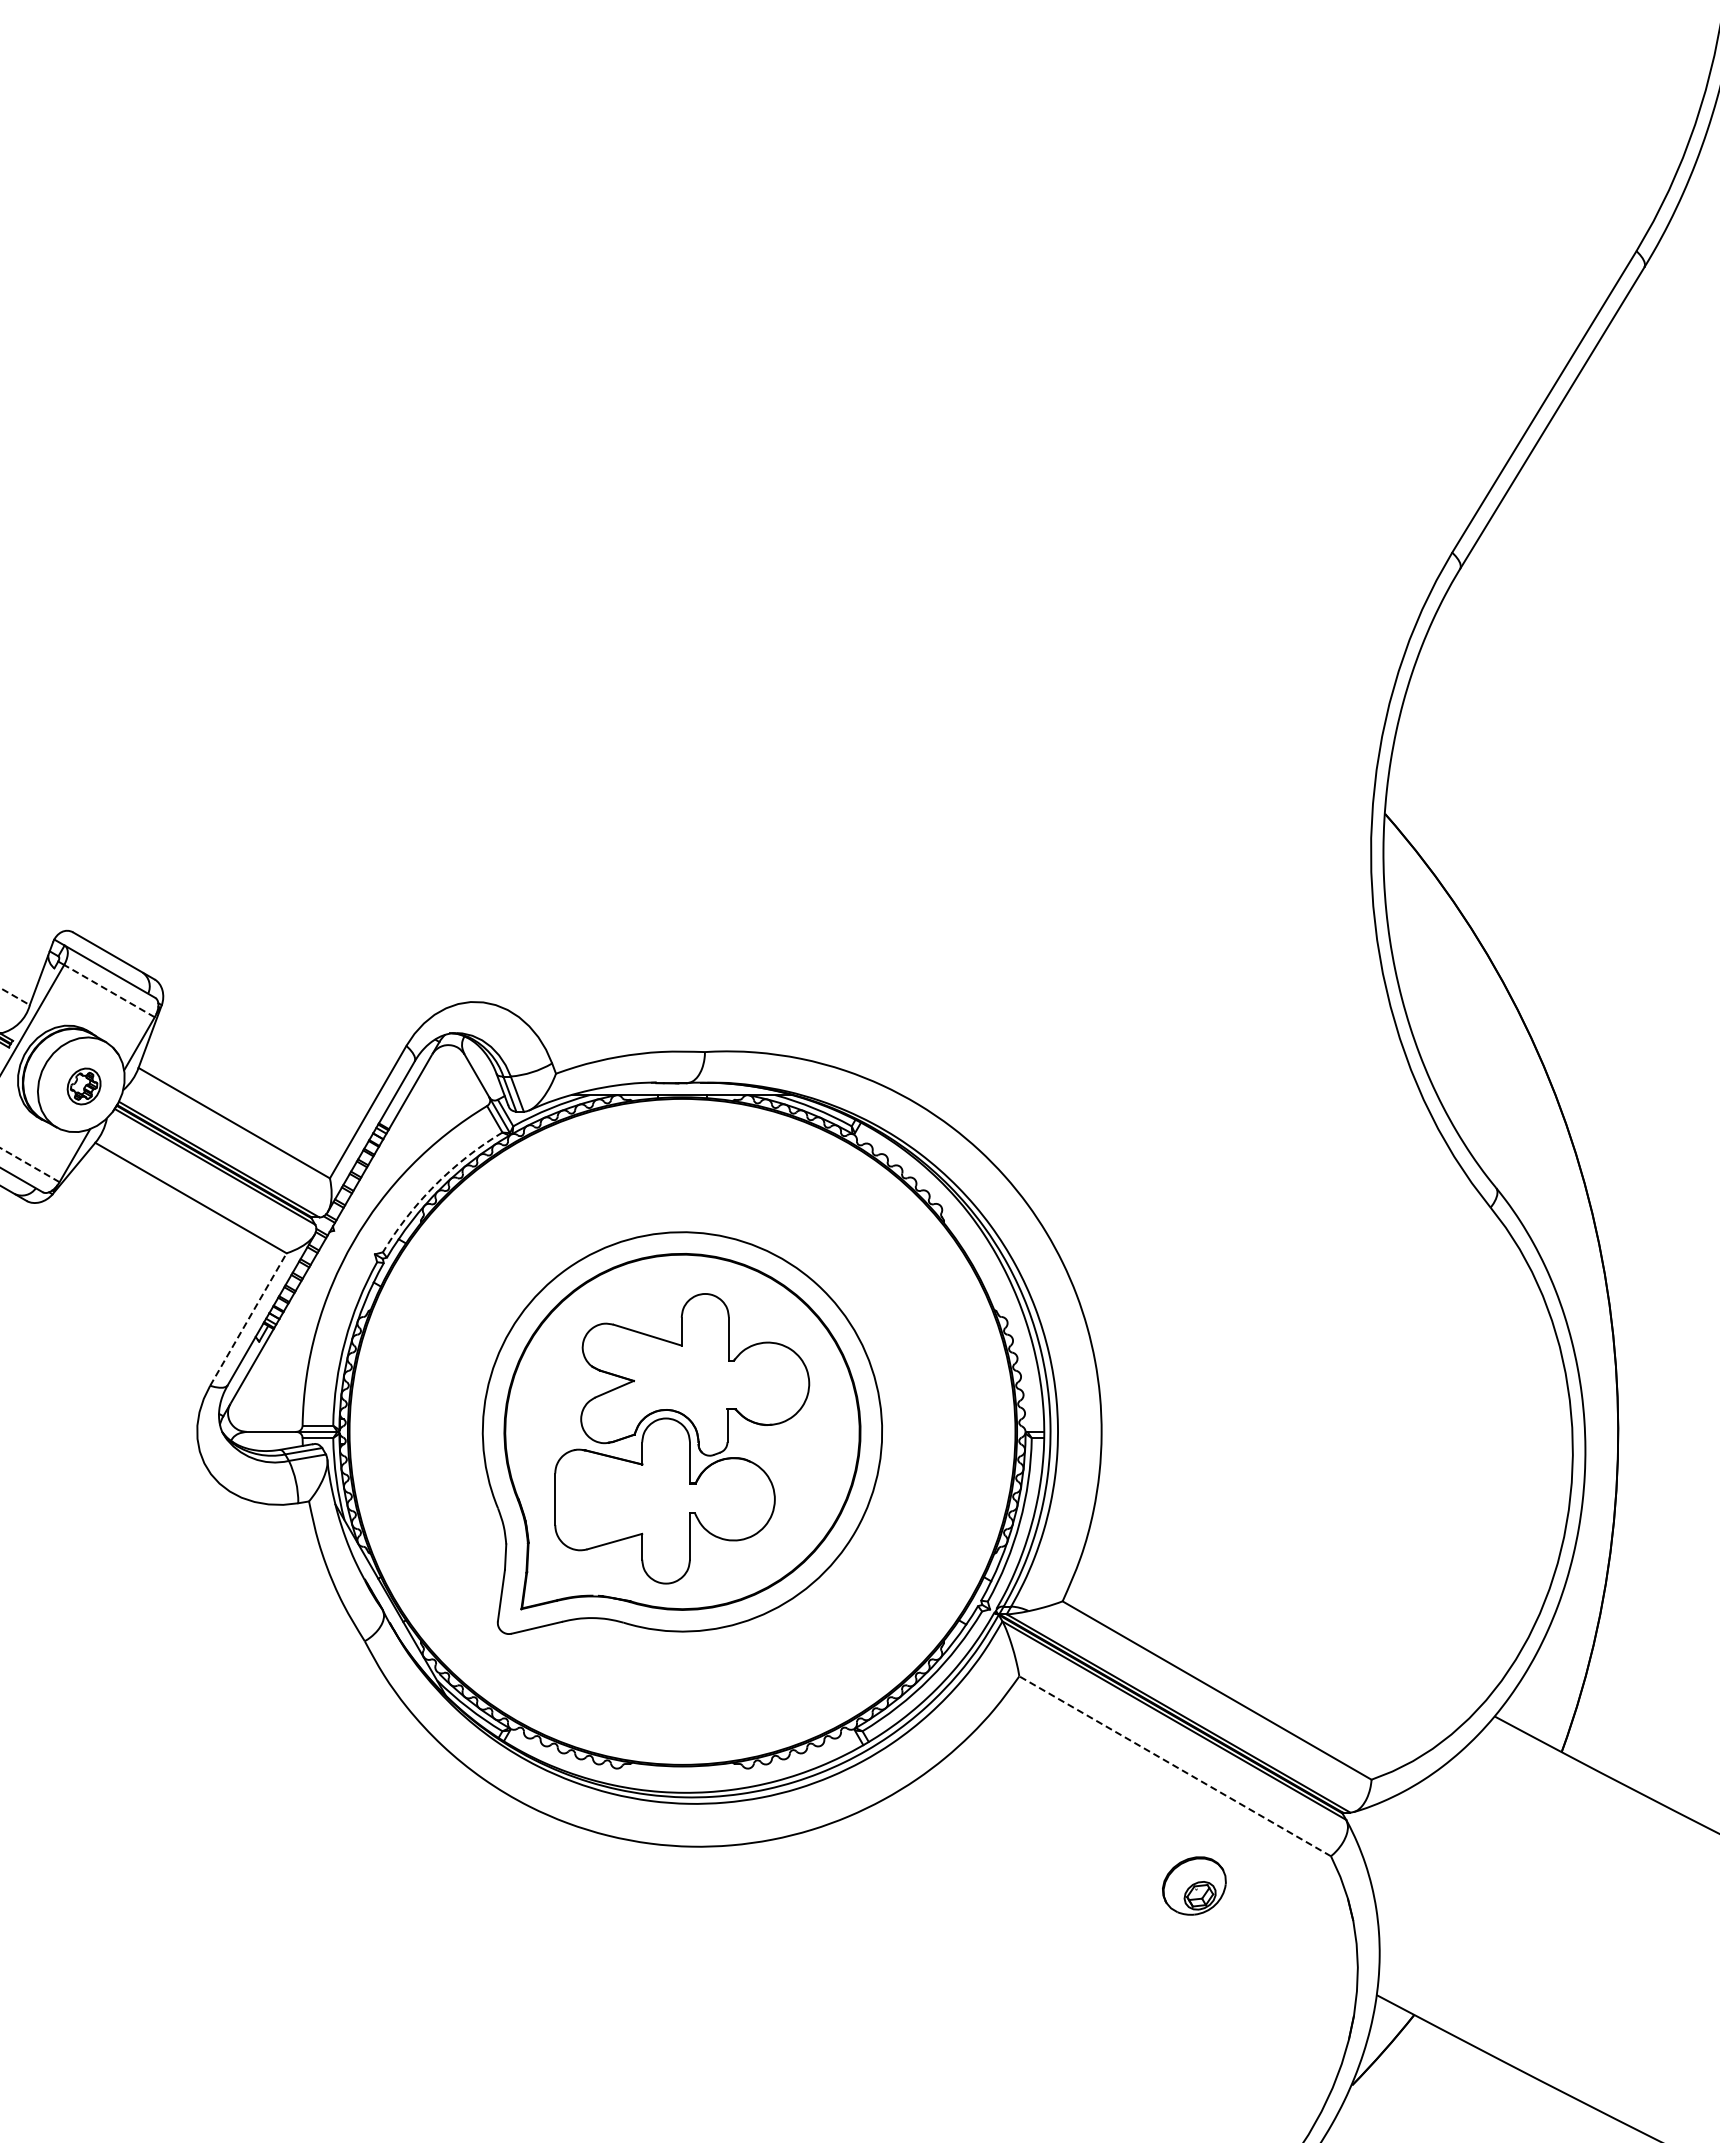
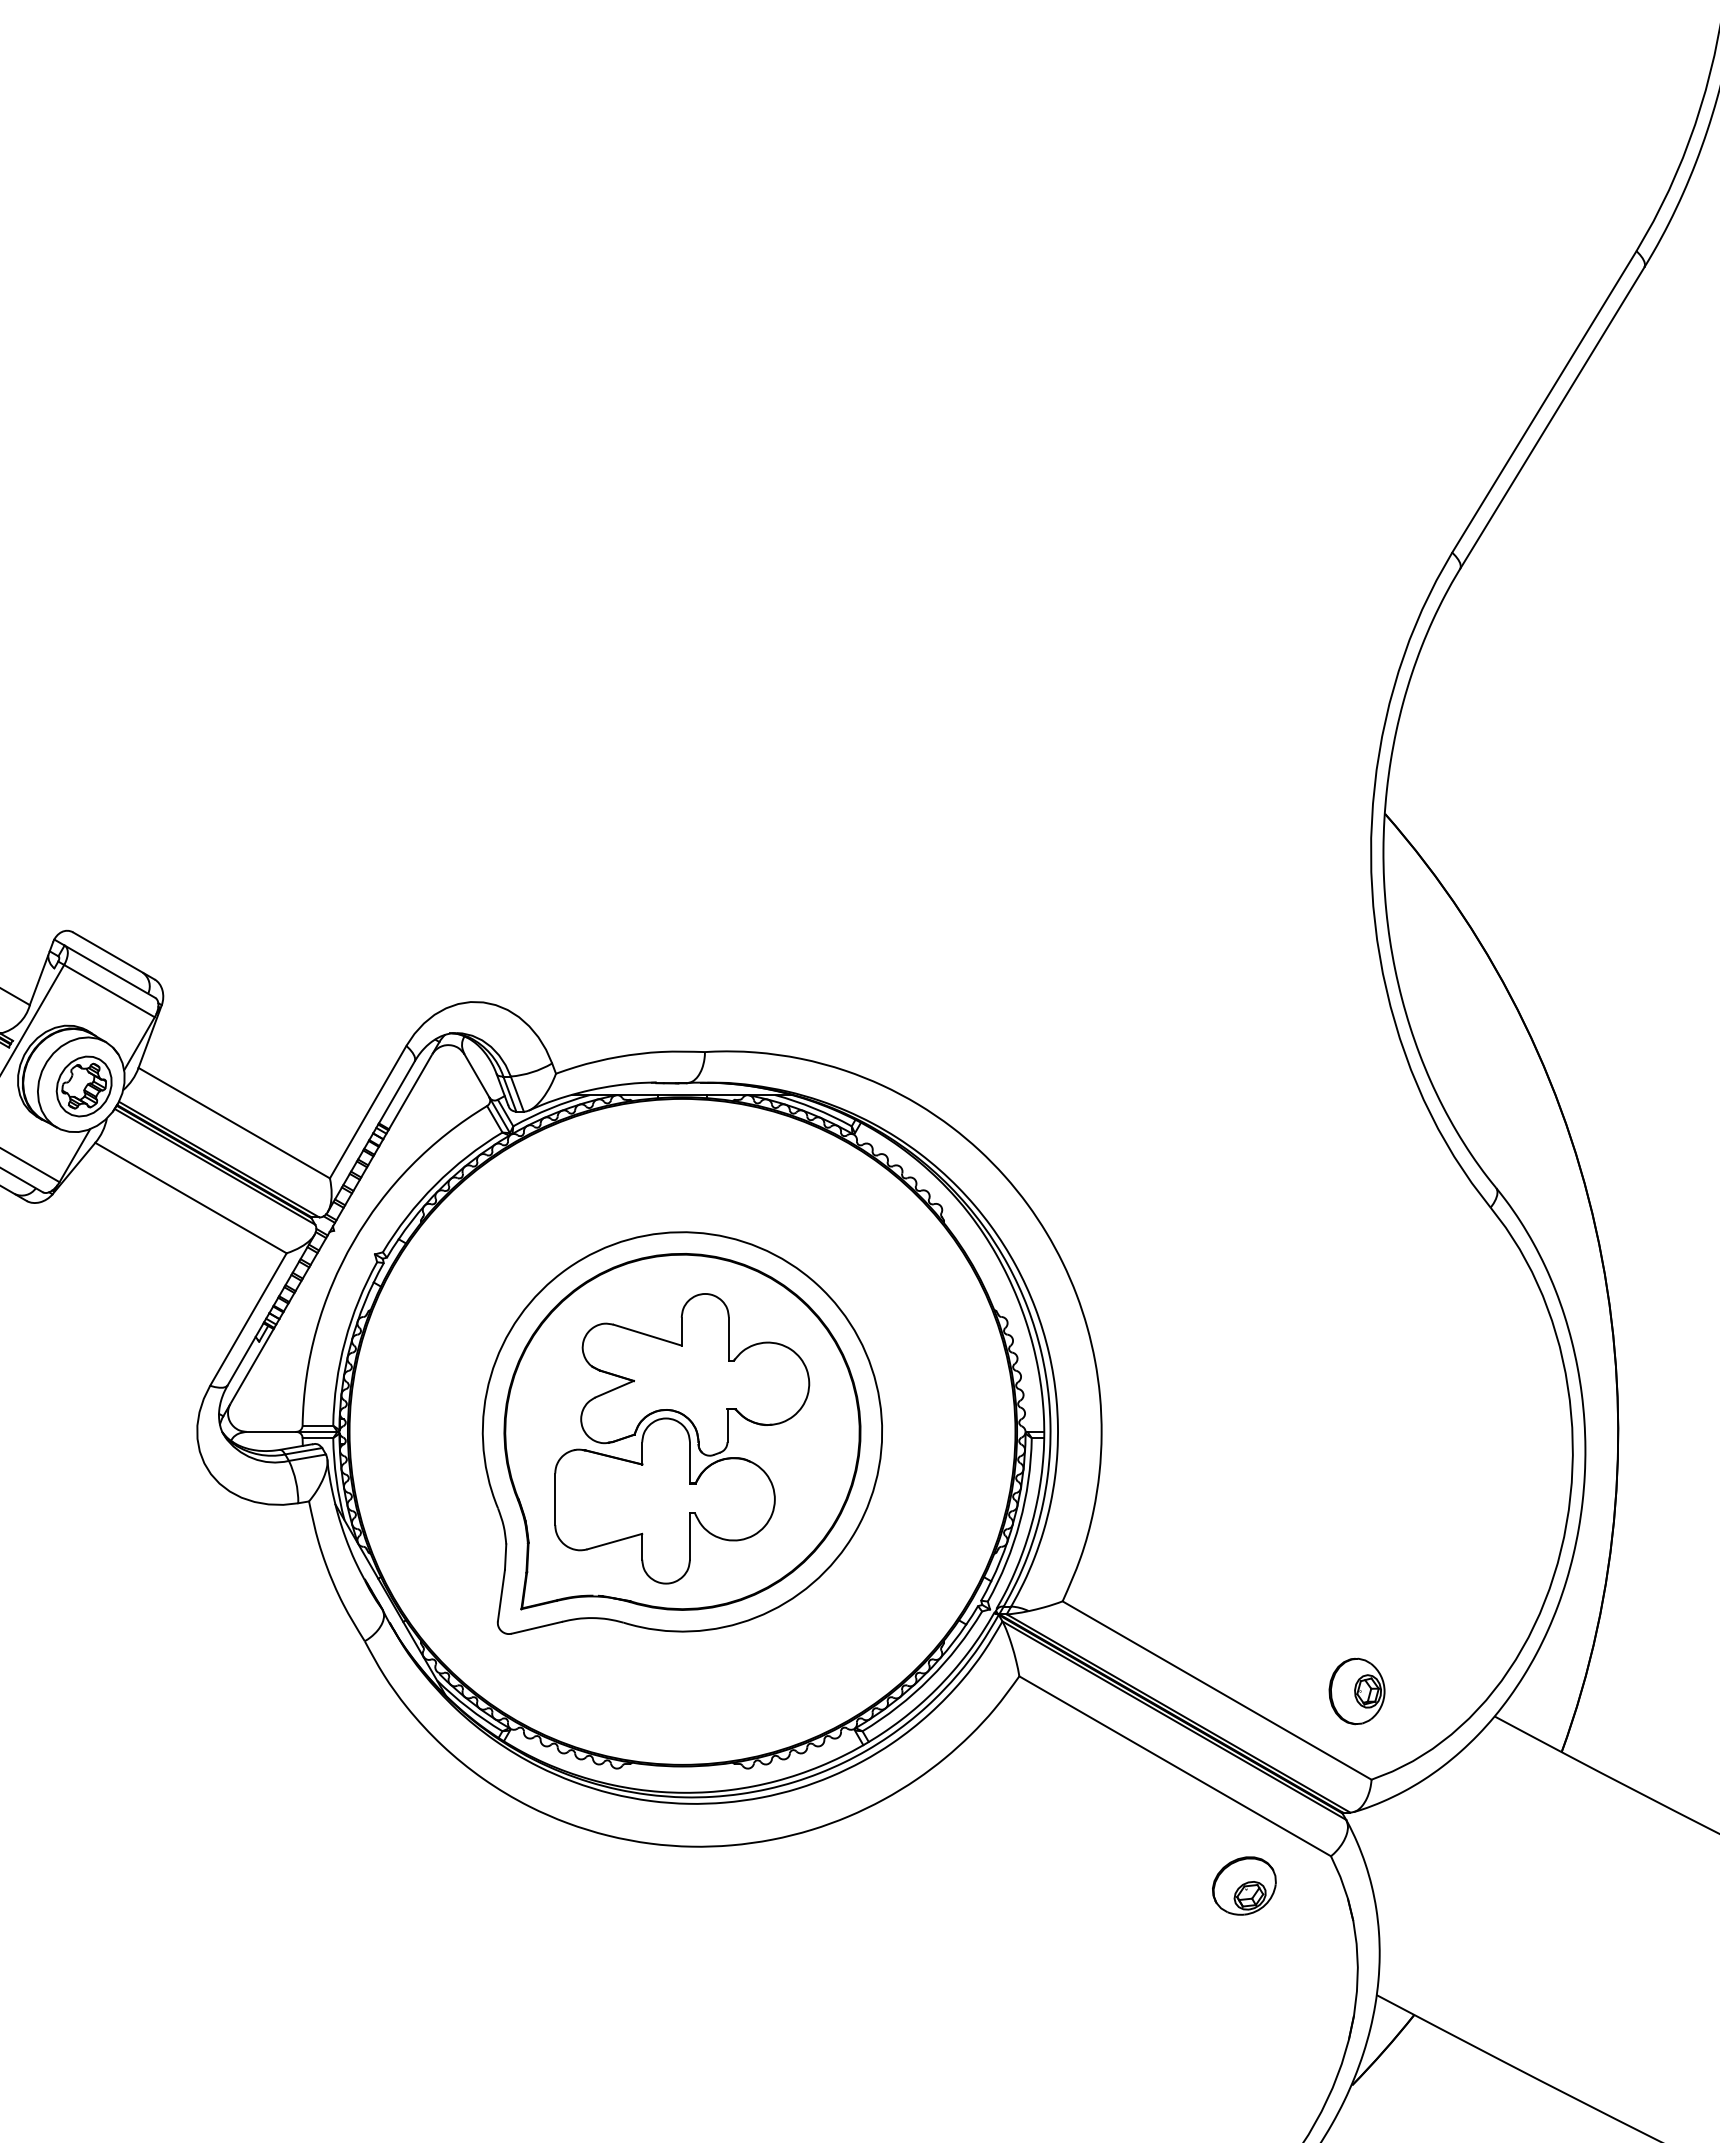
line: dashed -> solid (109, 990)
line: dashed -> solid (15, 996)
part size: 36x39 px -> 58x63 px (83, 1086)
line: dashed -> solid (29, 1164)
arc: dashed -> solid (435, 1185)
line: dashed -> solid (248, 1319)
part: none -> present (1356, 1691)
line: dashed -> solid (1175, 1766)
part position: (1194, 1885) -> (1244, 1885) (1244, 1885)
